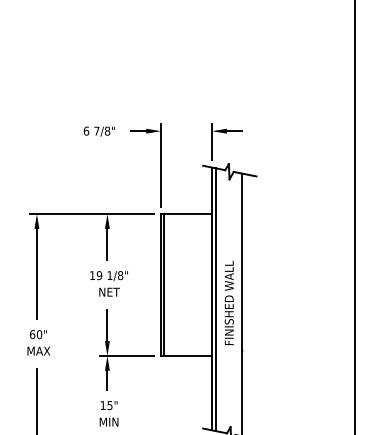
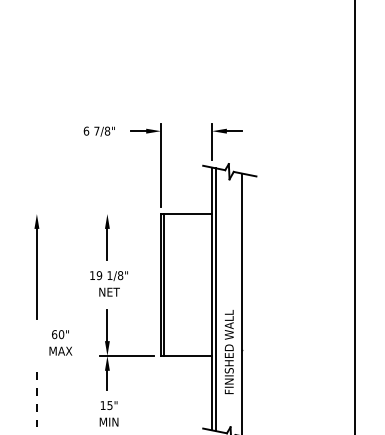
line: present -> none (91, 214)
text position: (228, 302) -> (228, 351) (228, 351)
text position: (38, 342) -> (60, 342) (60, 342)
line: solid -> dashed (36, 401)
